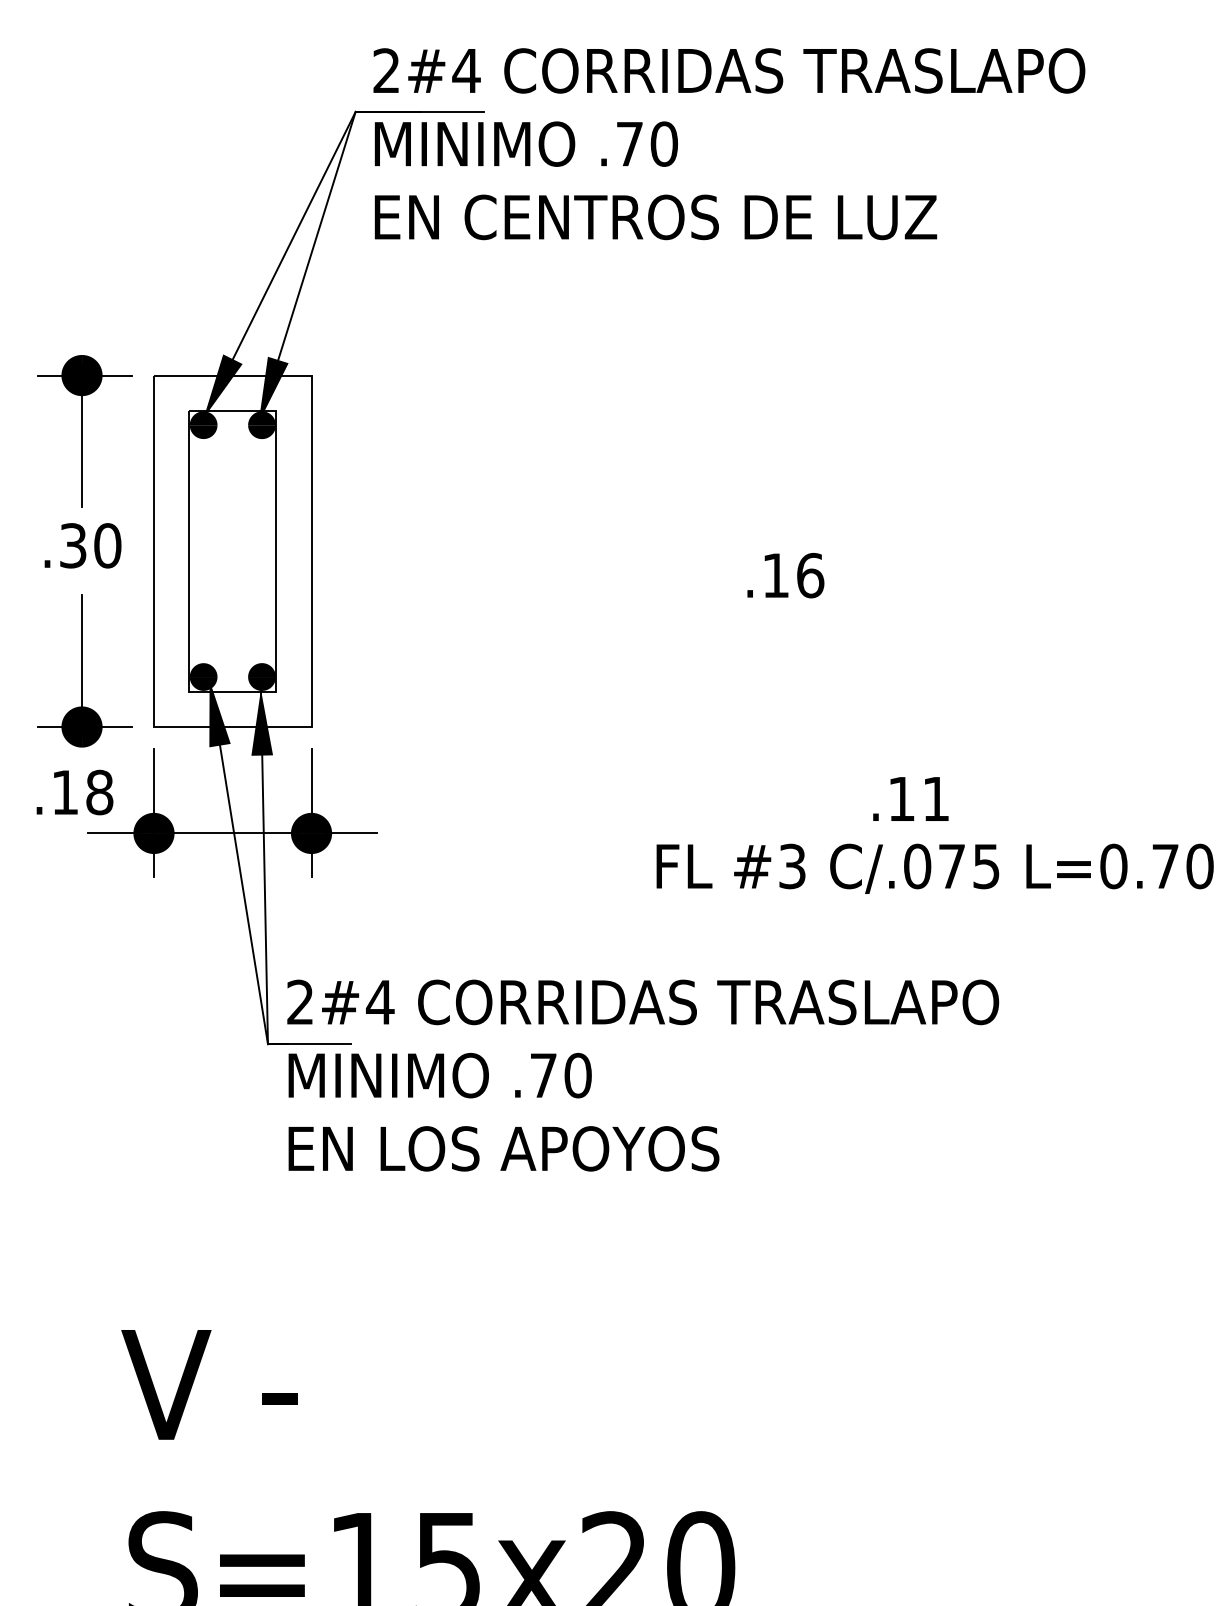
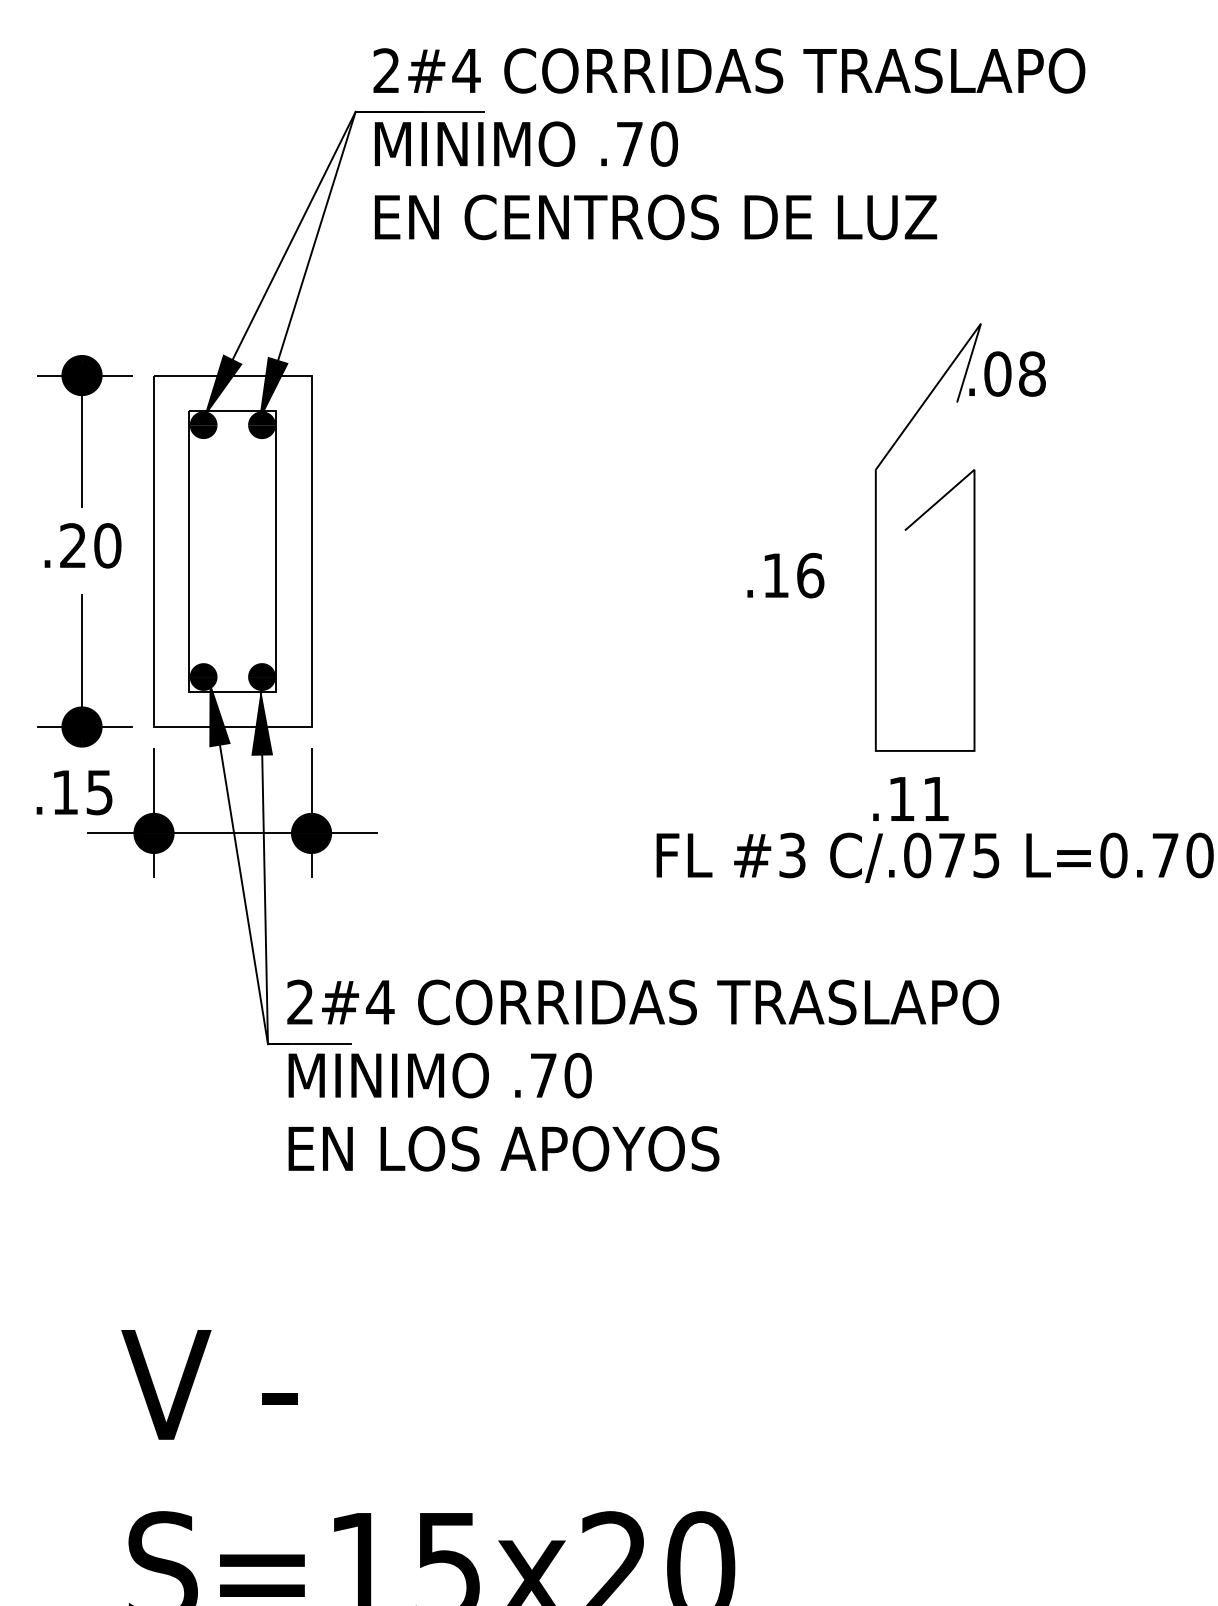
part: none -> present (973, 537)
text: .30 -> .20 (73, 545)
text: .18 -> .15 (99, 792)
text position: (934, 868) -> (934, 857) (934, 857)
